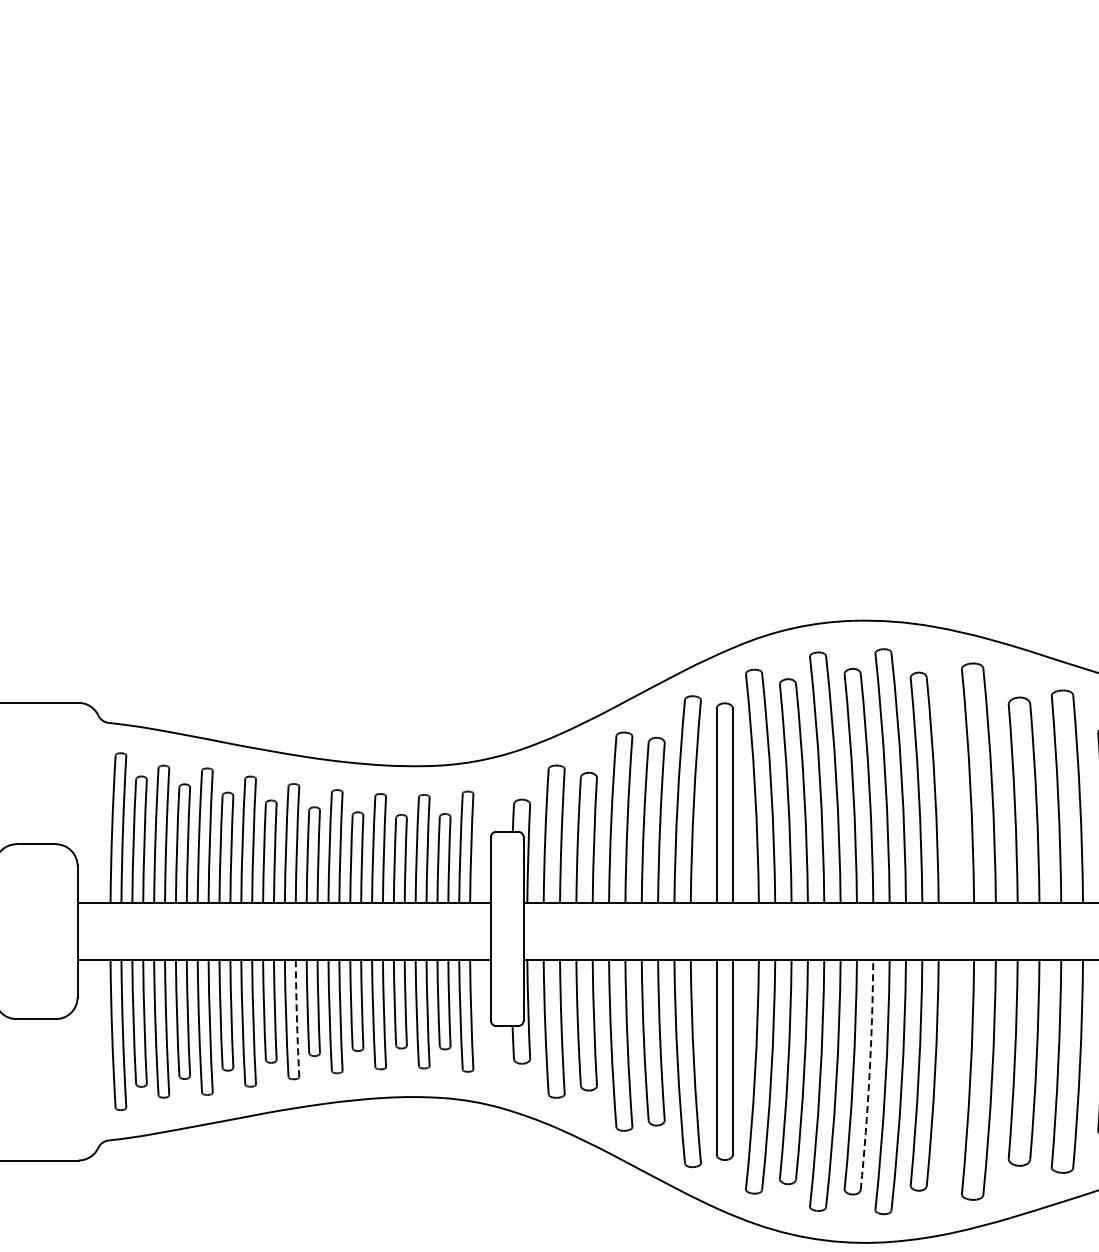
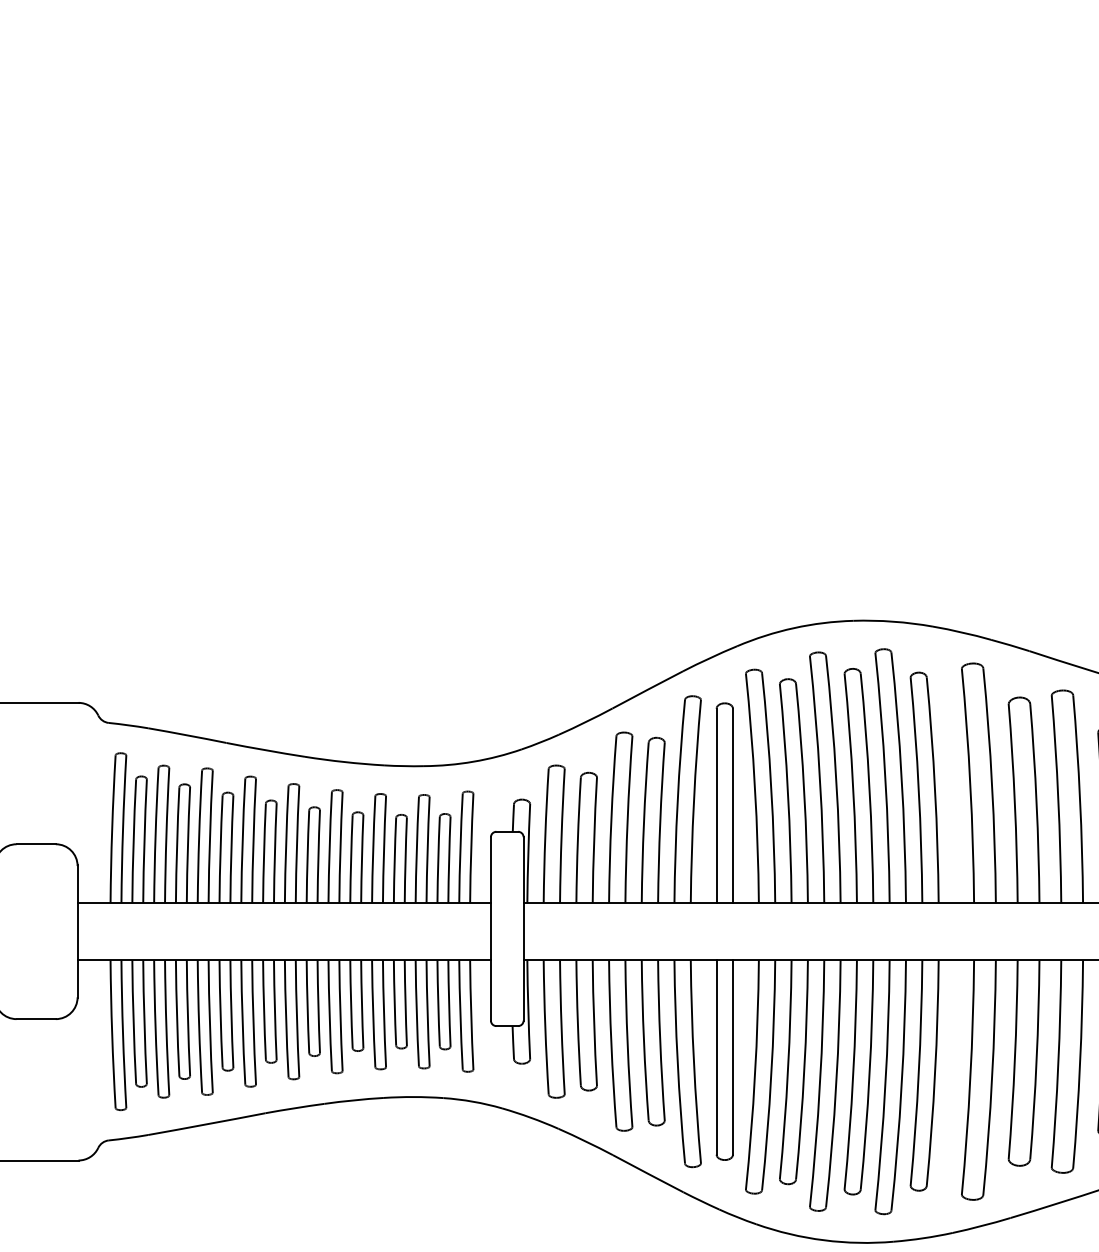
arc: dashed -> solid (296, 1018)
arc: dashed -> solid (869, 1075)
